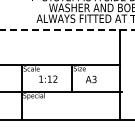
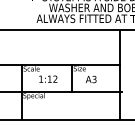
line: dashed -> solid (67, 30)
